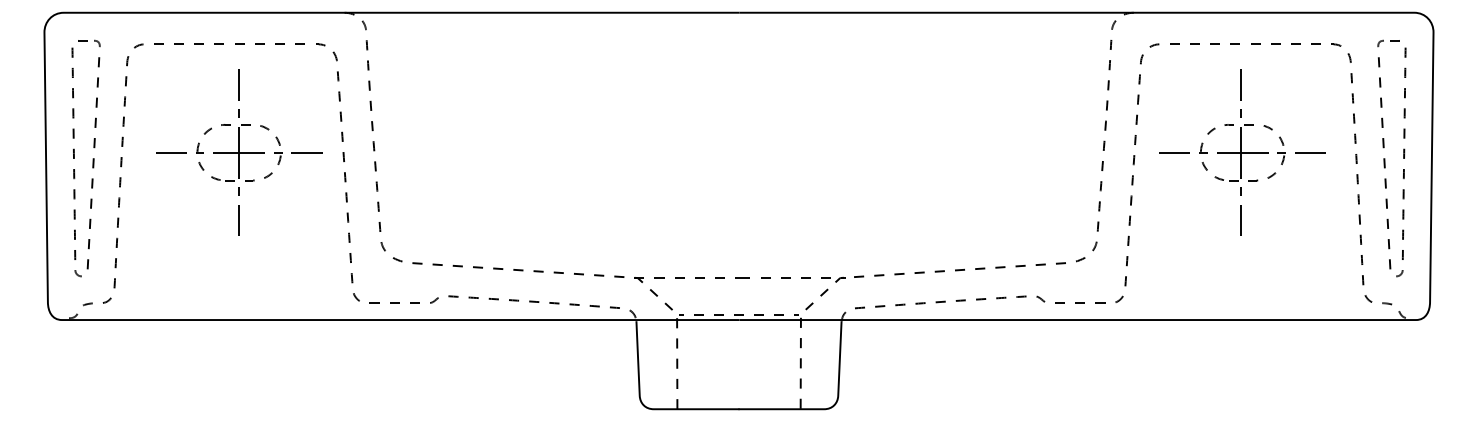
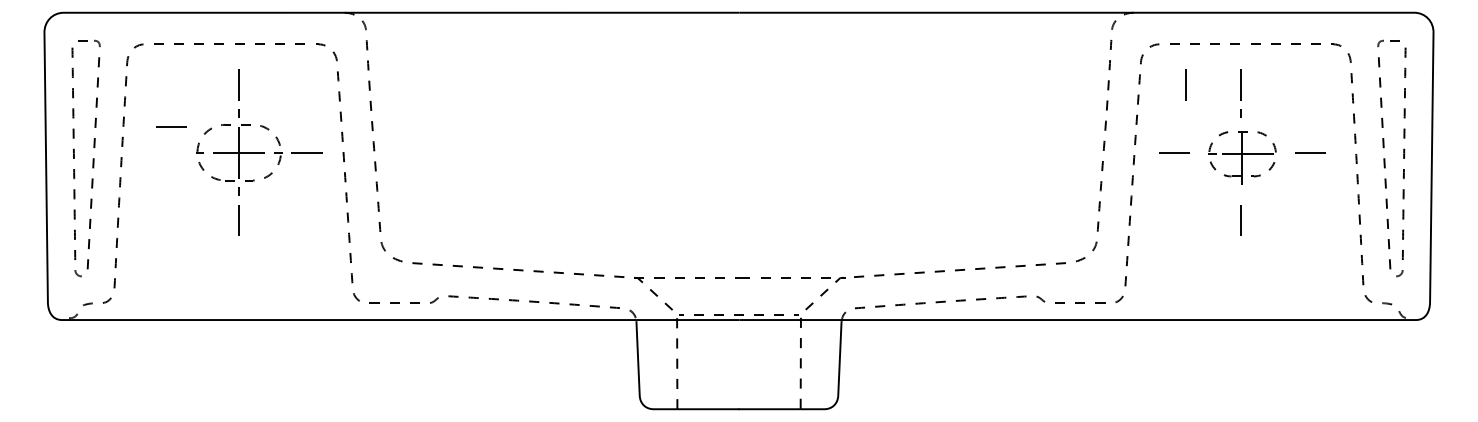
line: none -> present (1185, 84)
line position: (171, 152) -> (171, 126) (171, 126)
part size: 87x72 px -> 69x54 px (1242, 157)
